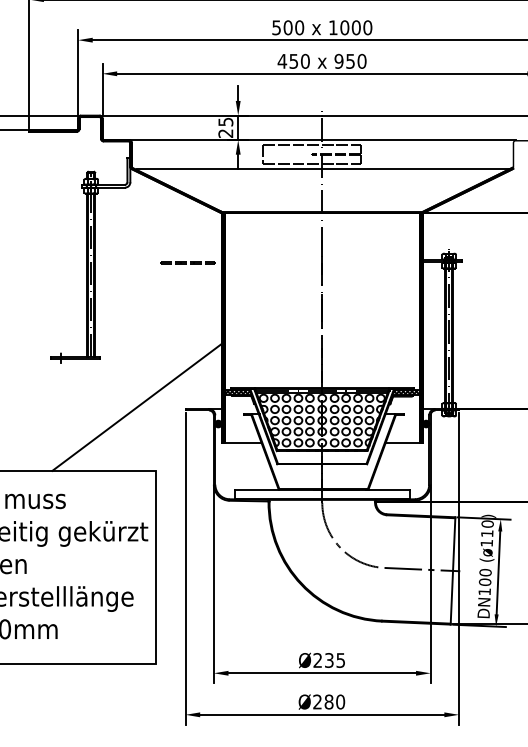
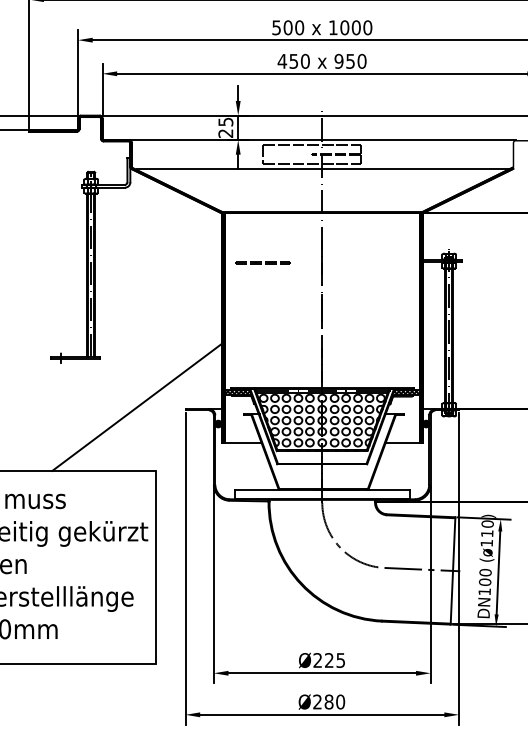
line position: (186, 262) -> (261, 262) (261, 262)
text: Ø235 -> Ø225 (329, 660)
